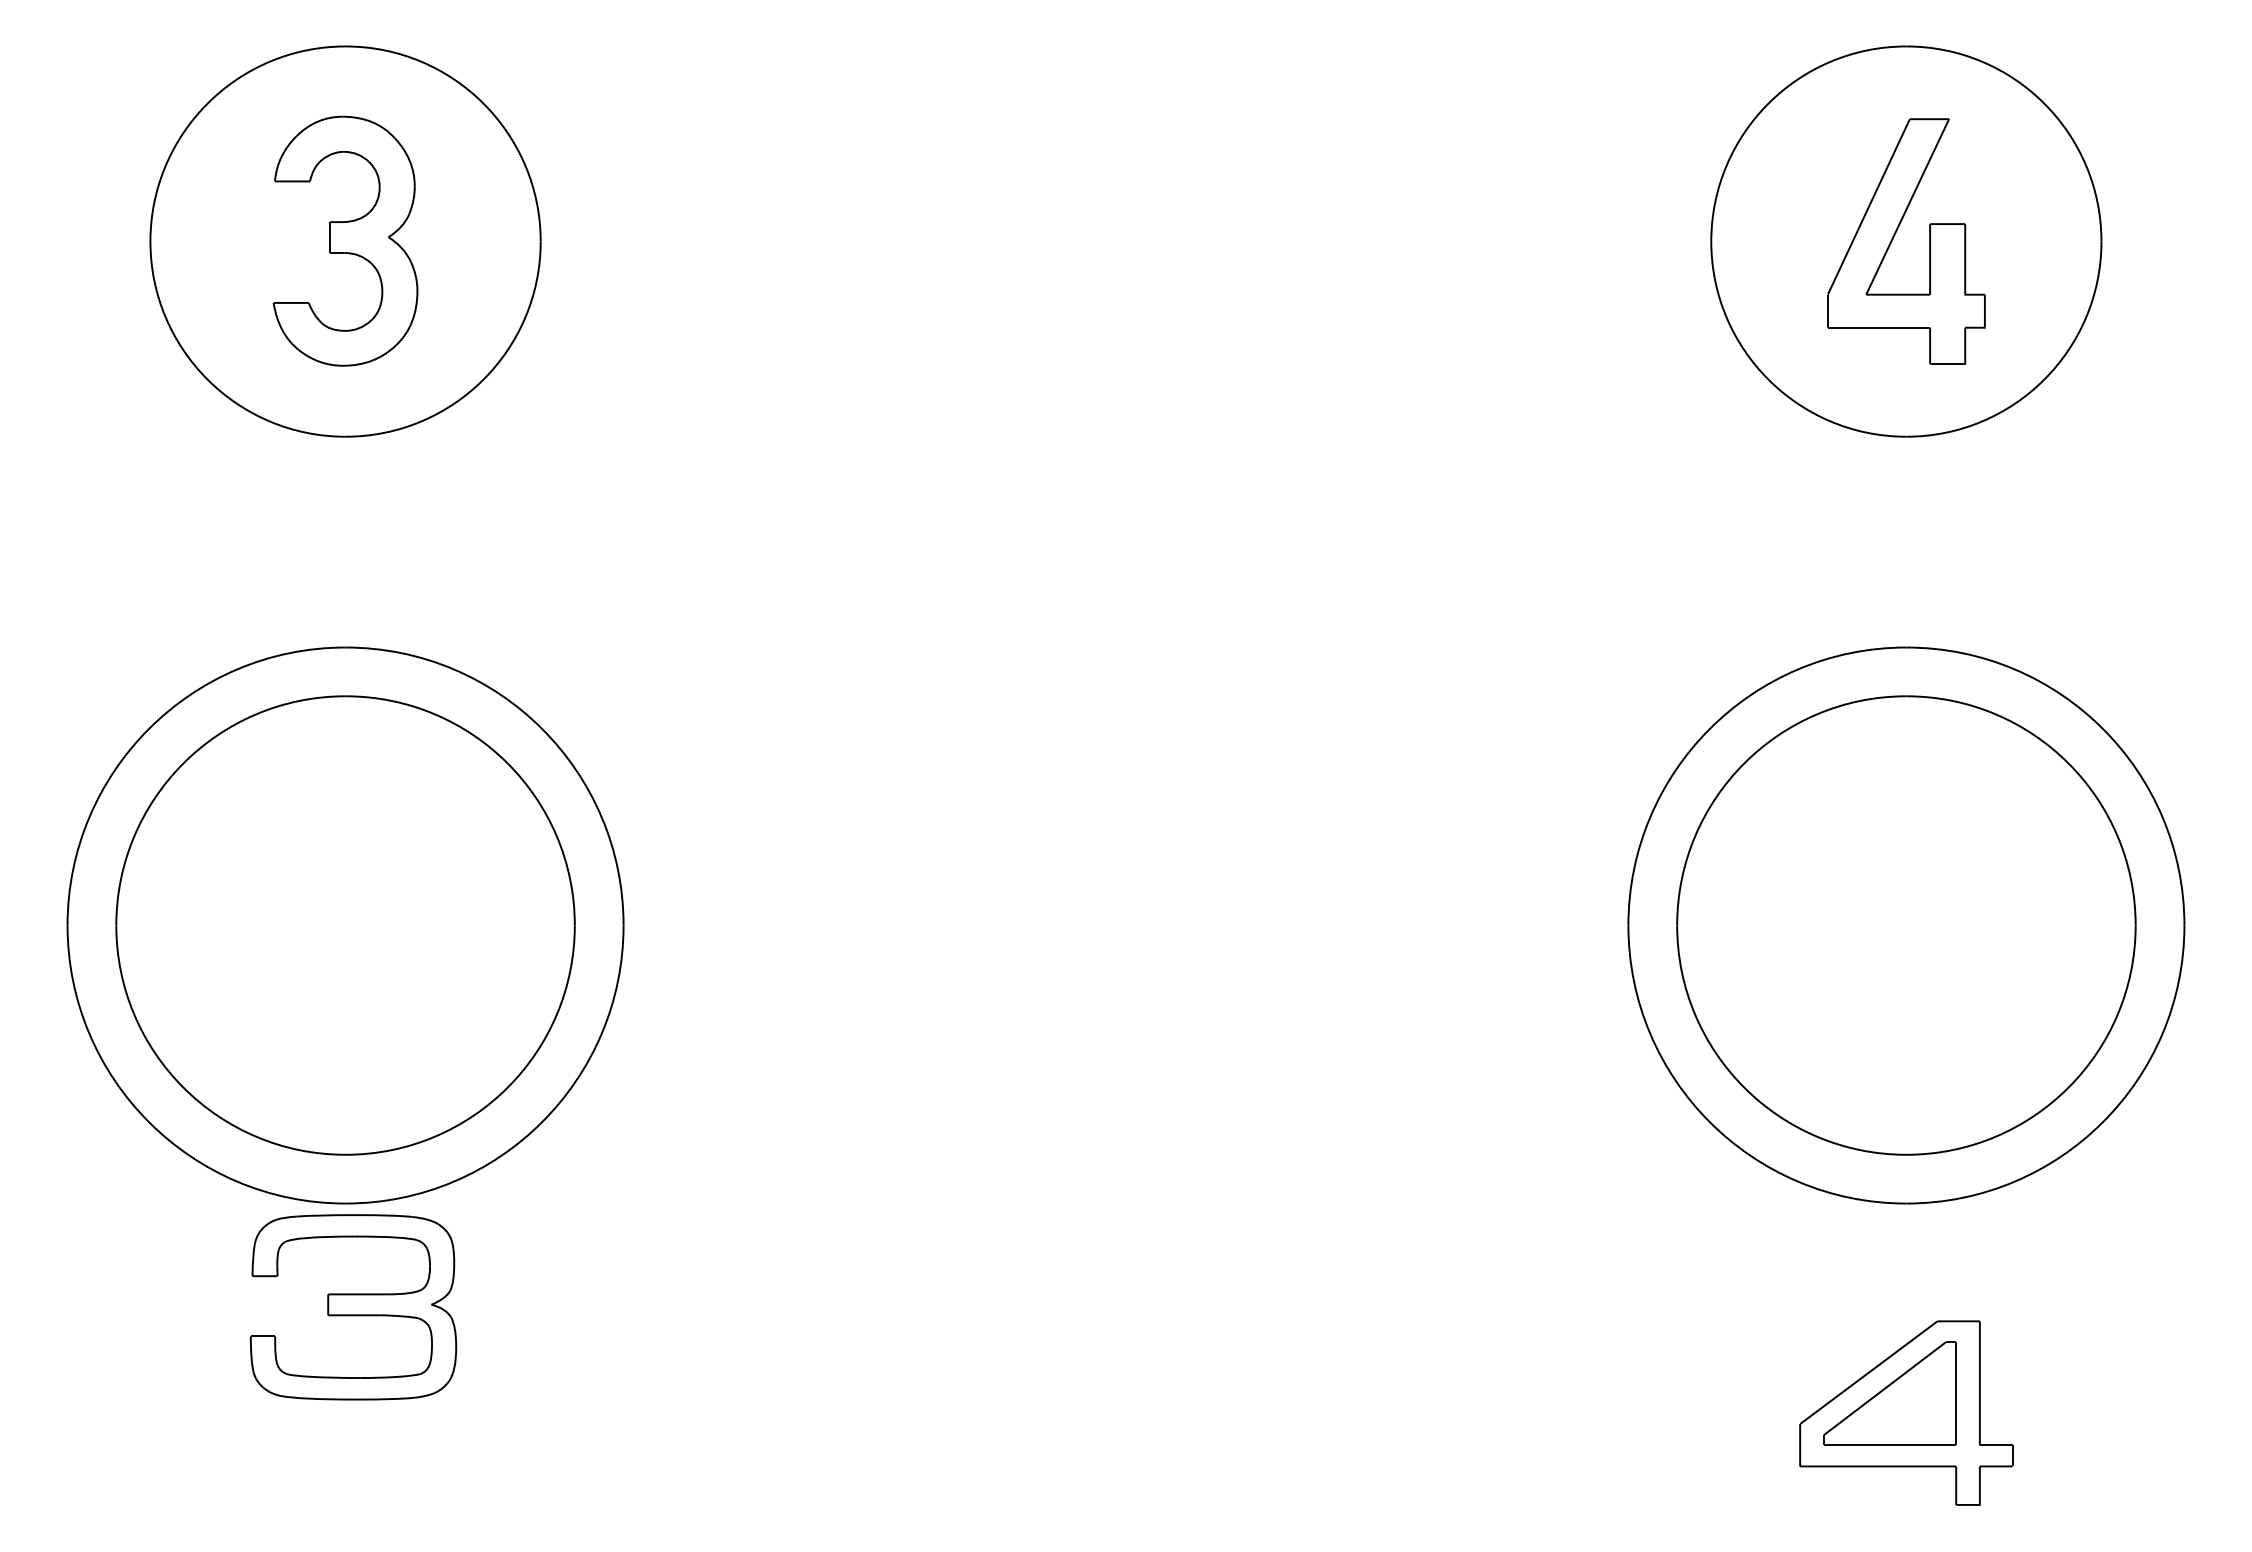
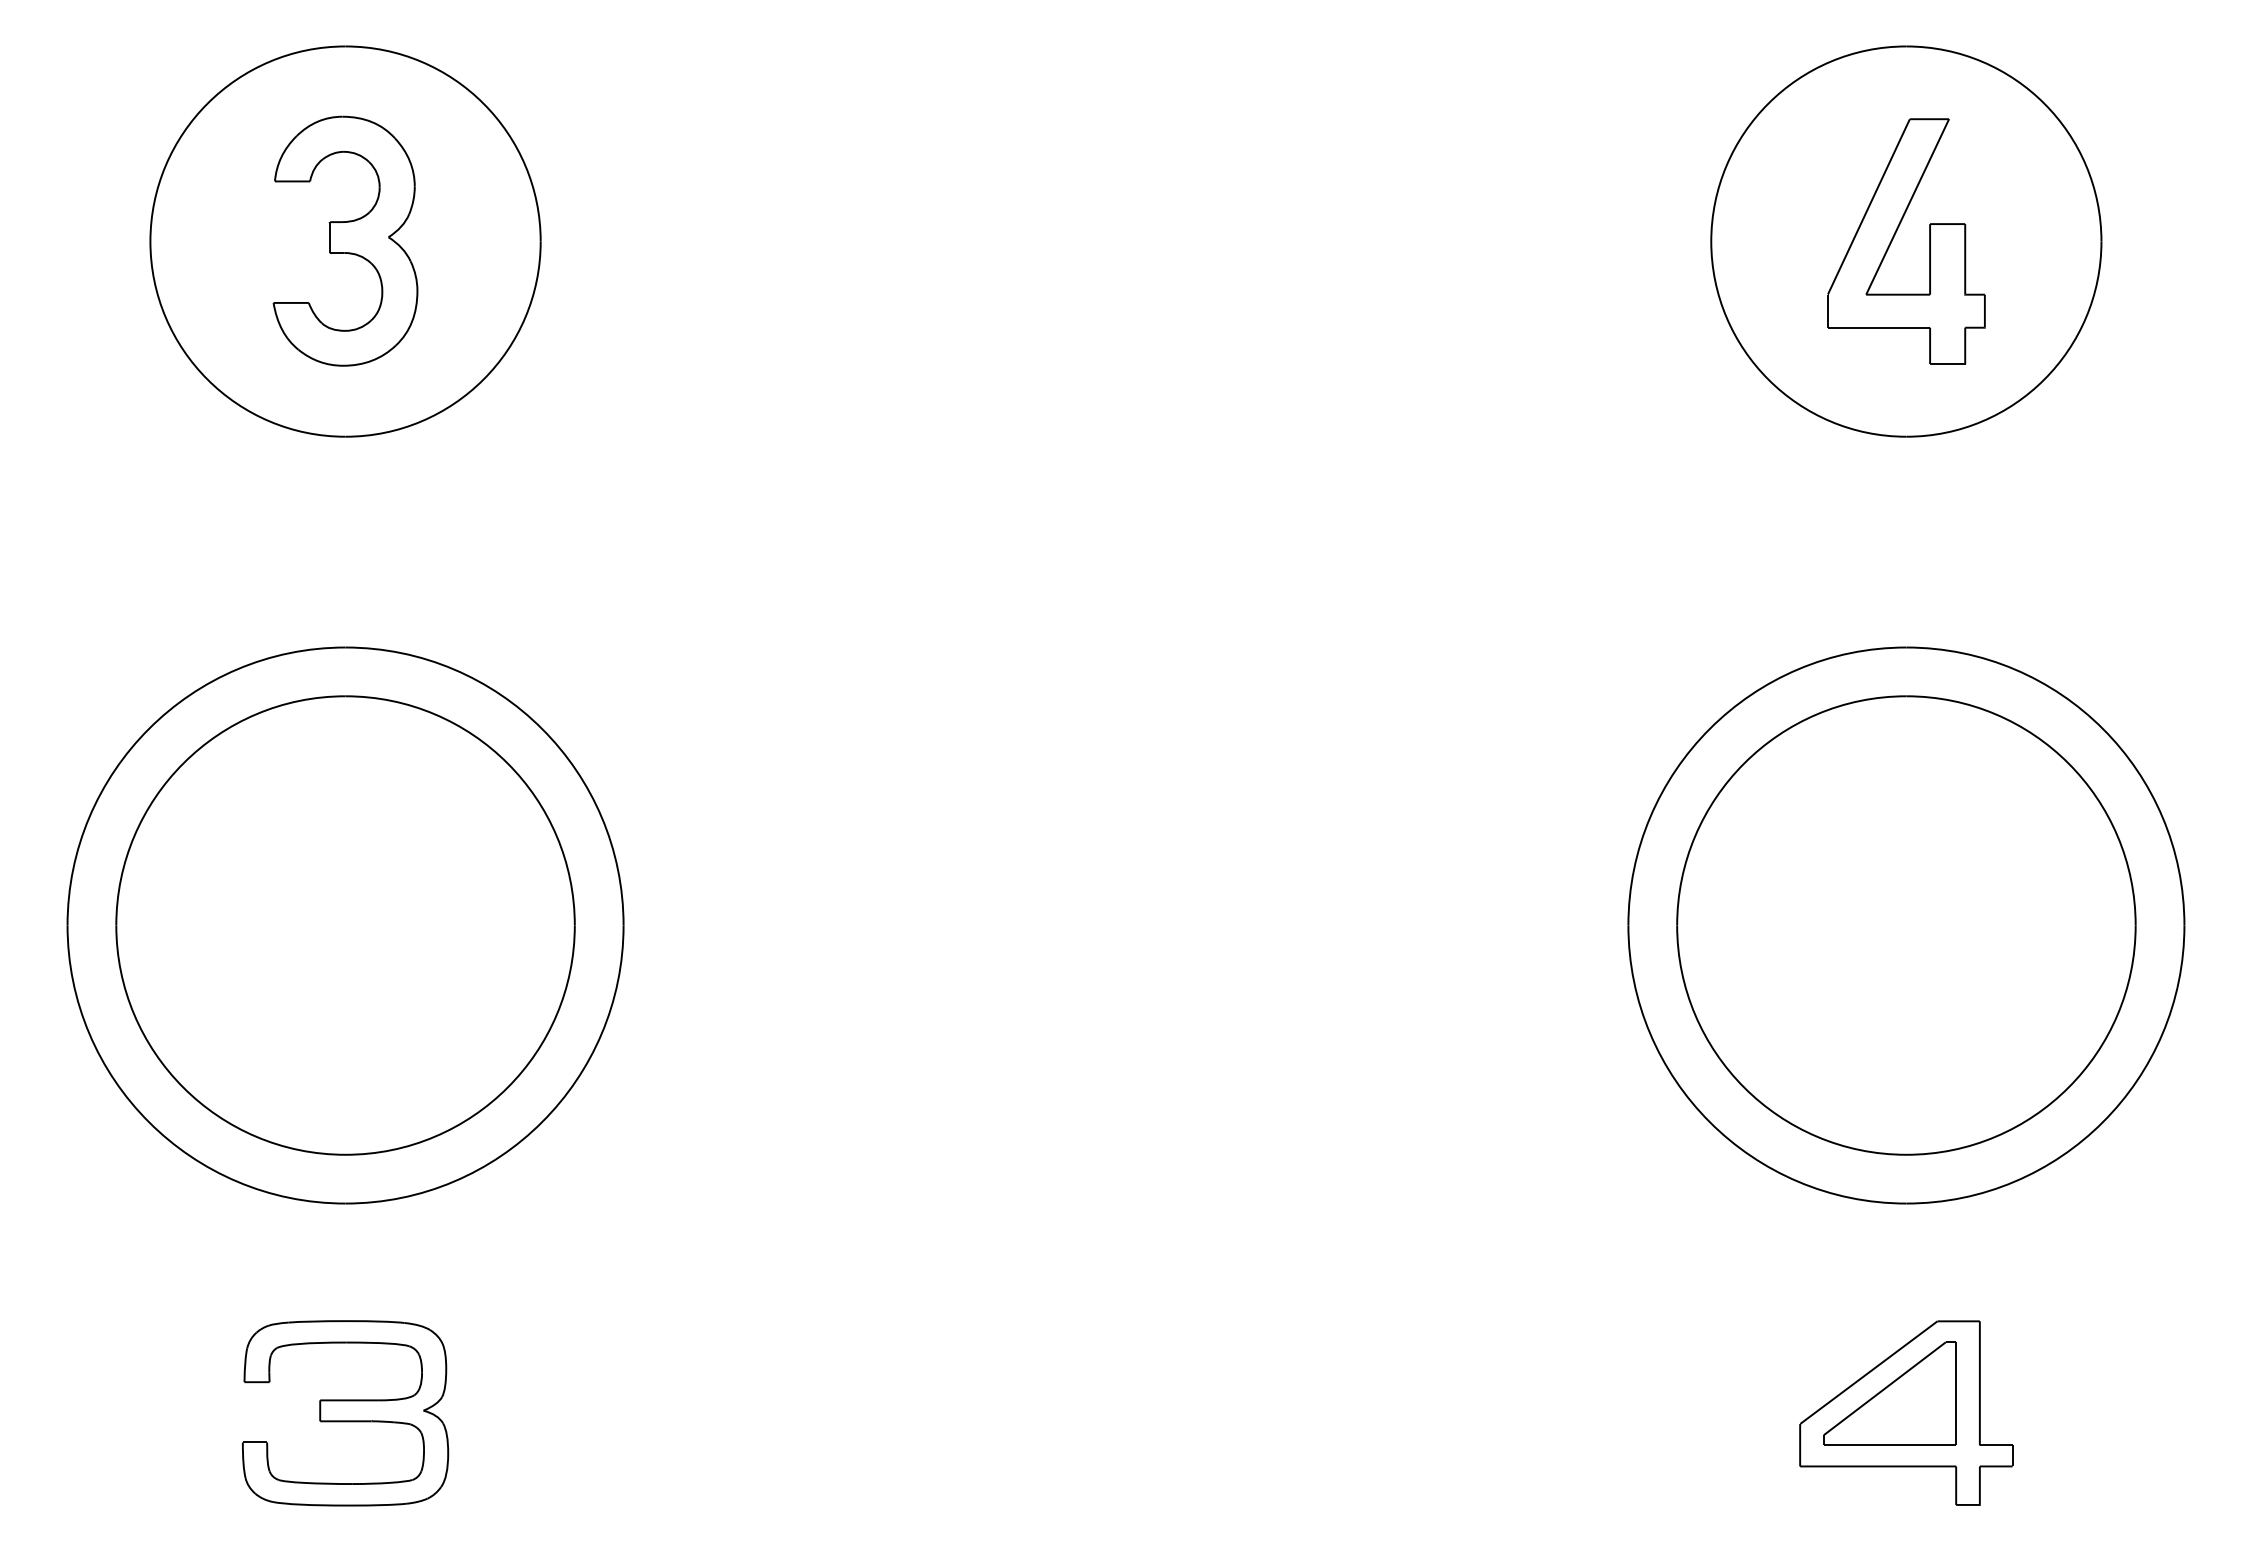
part position: (353, 1307) -> (345, 1413) (345, 1413)
